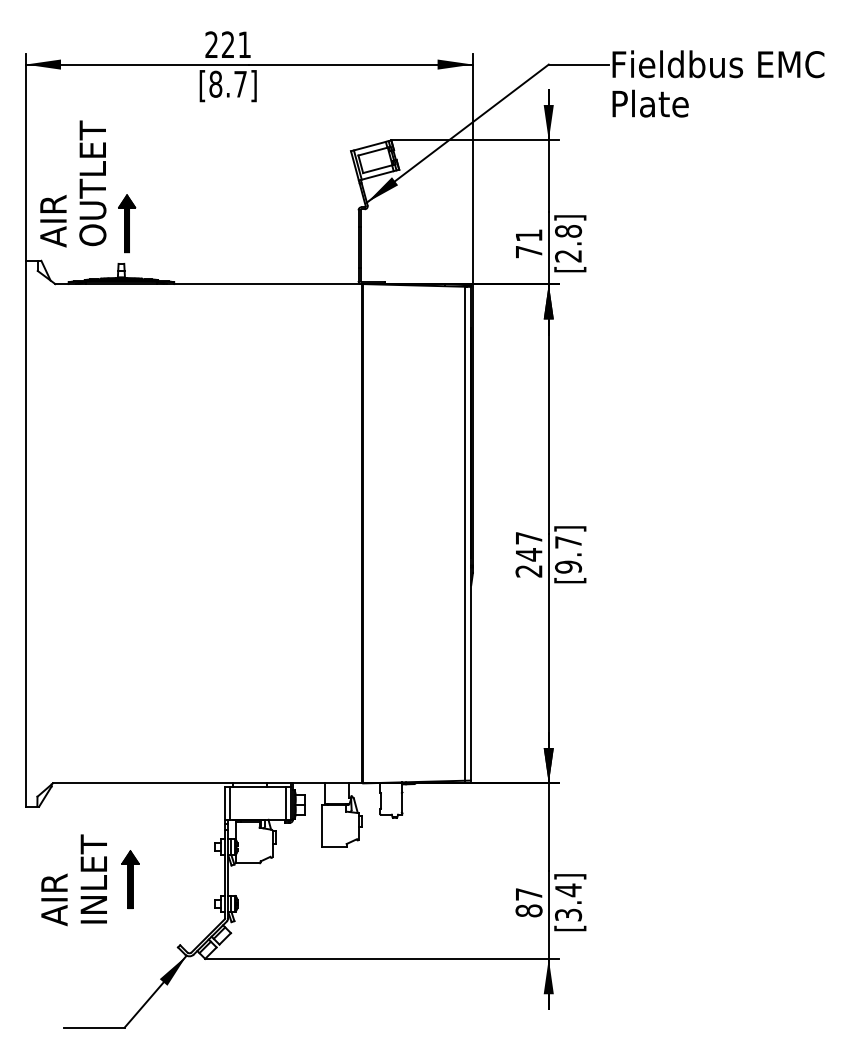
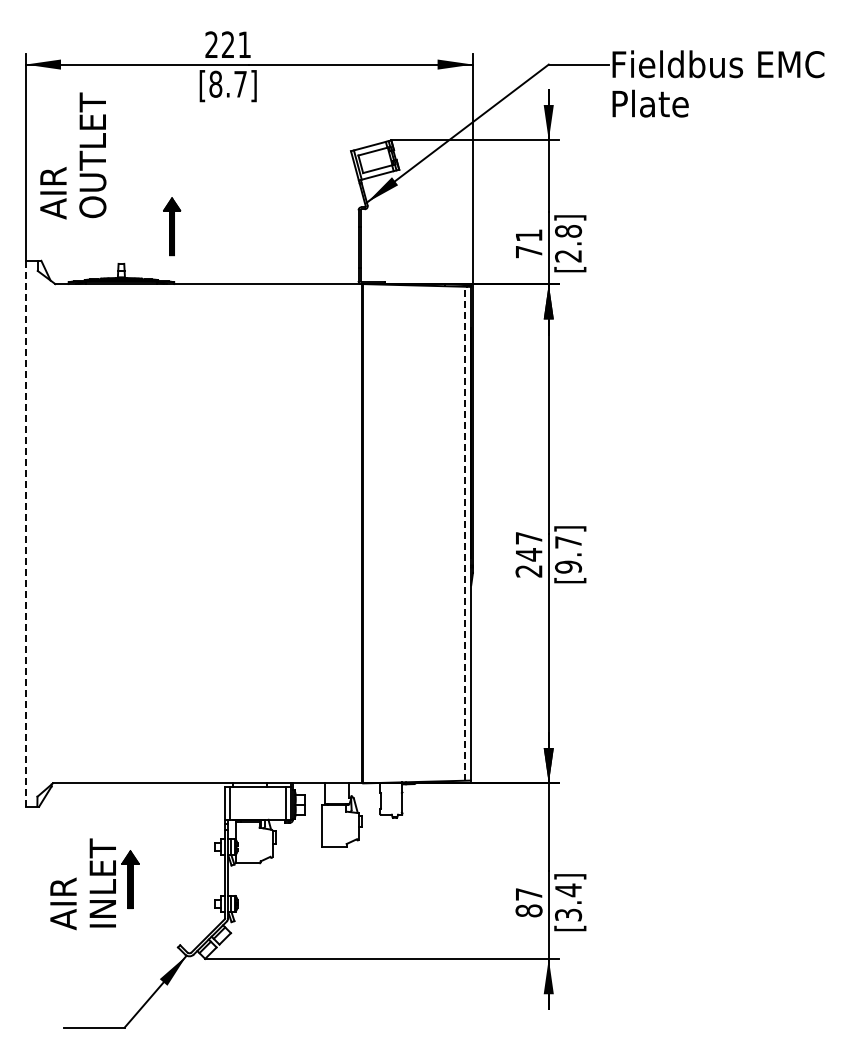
text position: (73, 183) -> (73, 155) (73, 155)
part position: (127, 223) -> (172, 226) (172, 226)
line: solid -> dashed (25, 533)
line: solid -> dashed (464, 533)
text position: (73, 880) -> (82, 884) (82, 884)
